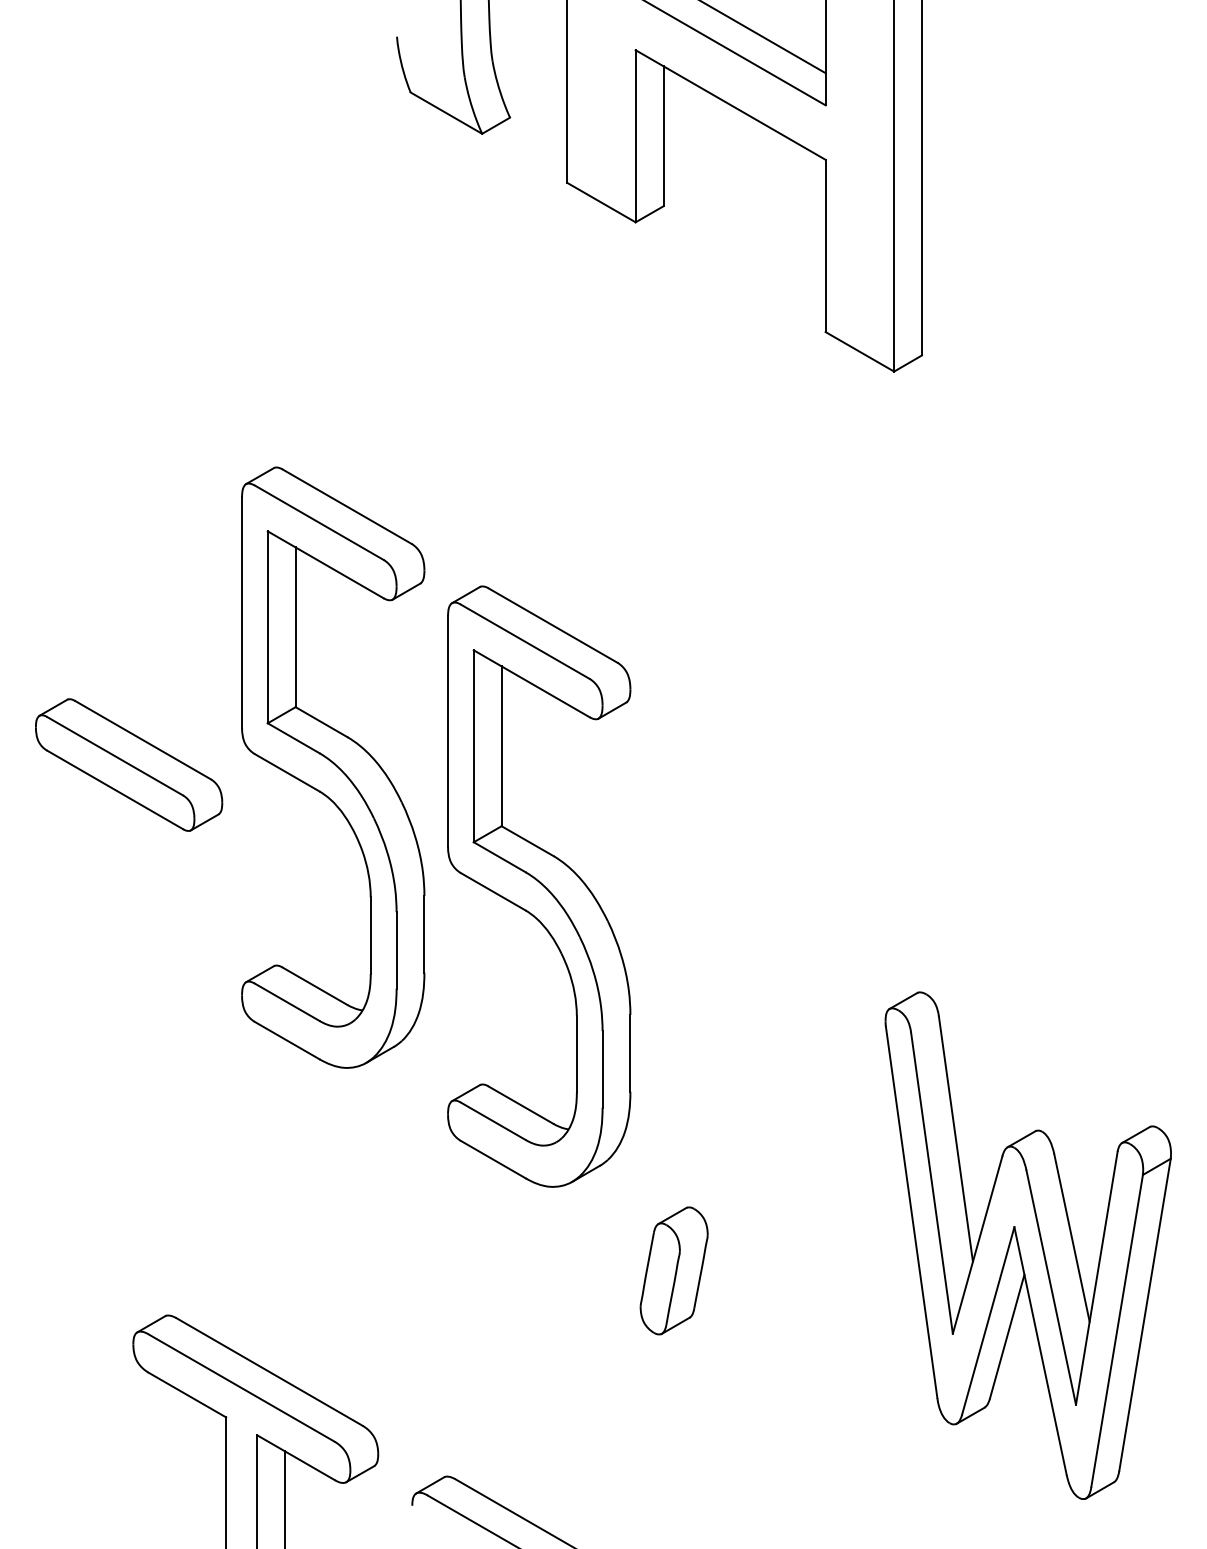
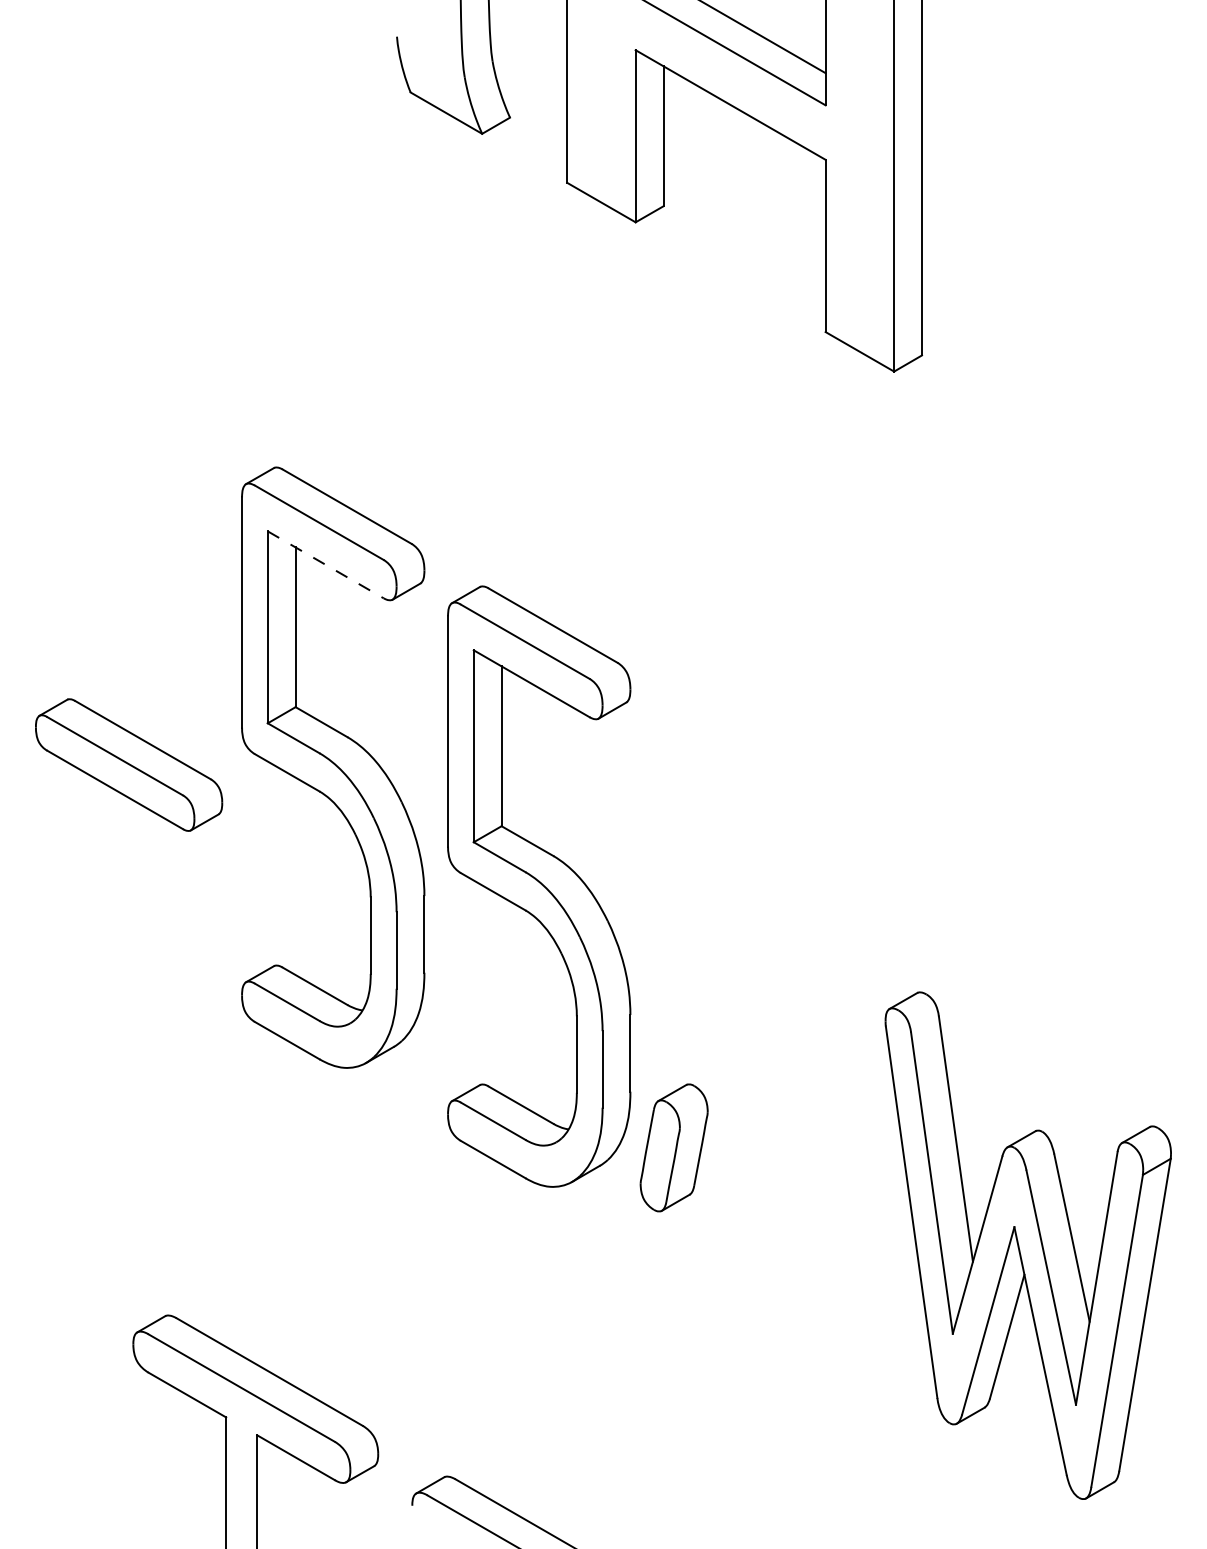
line: solid -> dashed (325, 564)
part position: (673, 1270) -> (673, 1147) (673, 1147)
line: present -> none (285, 1498)
